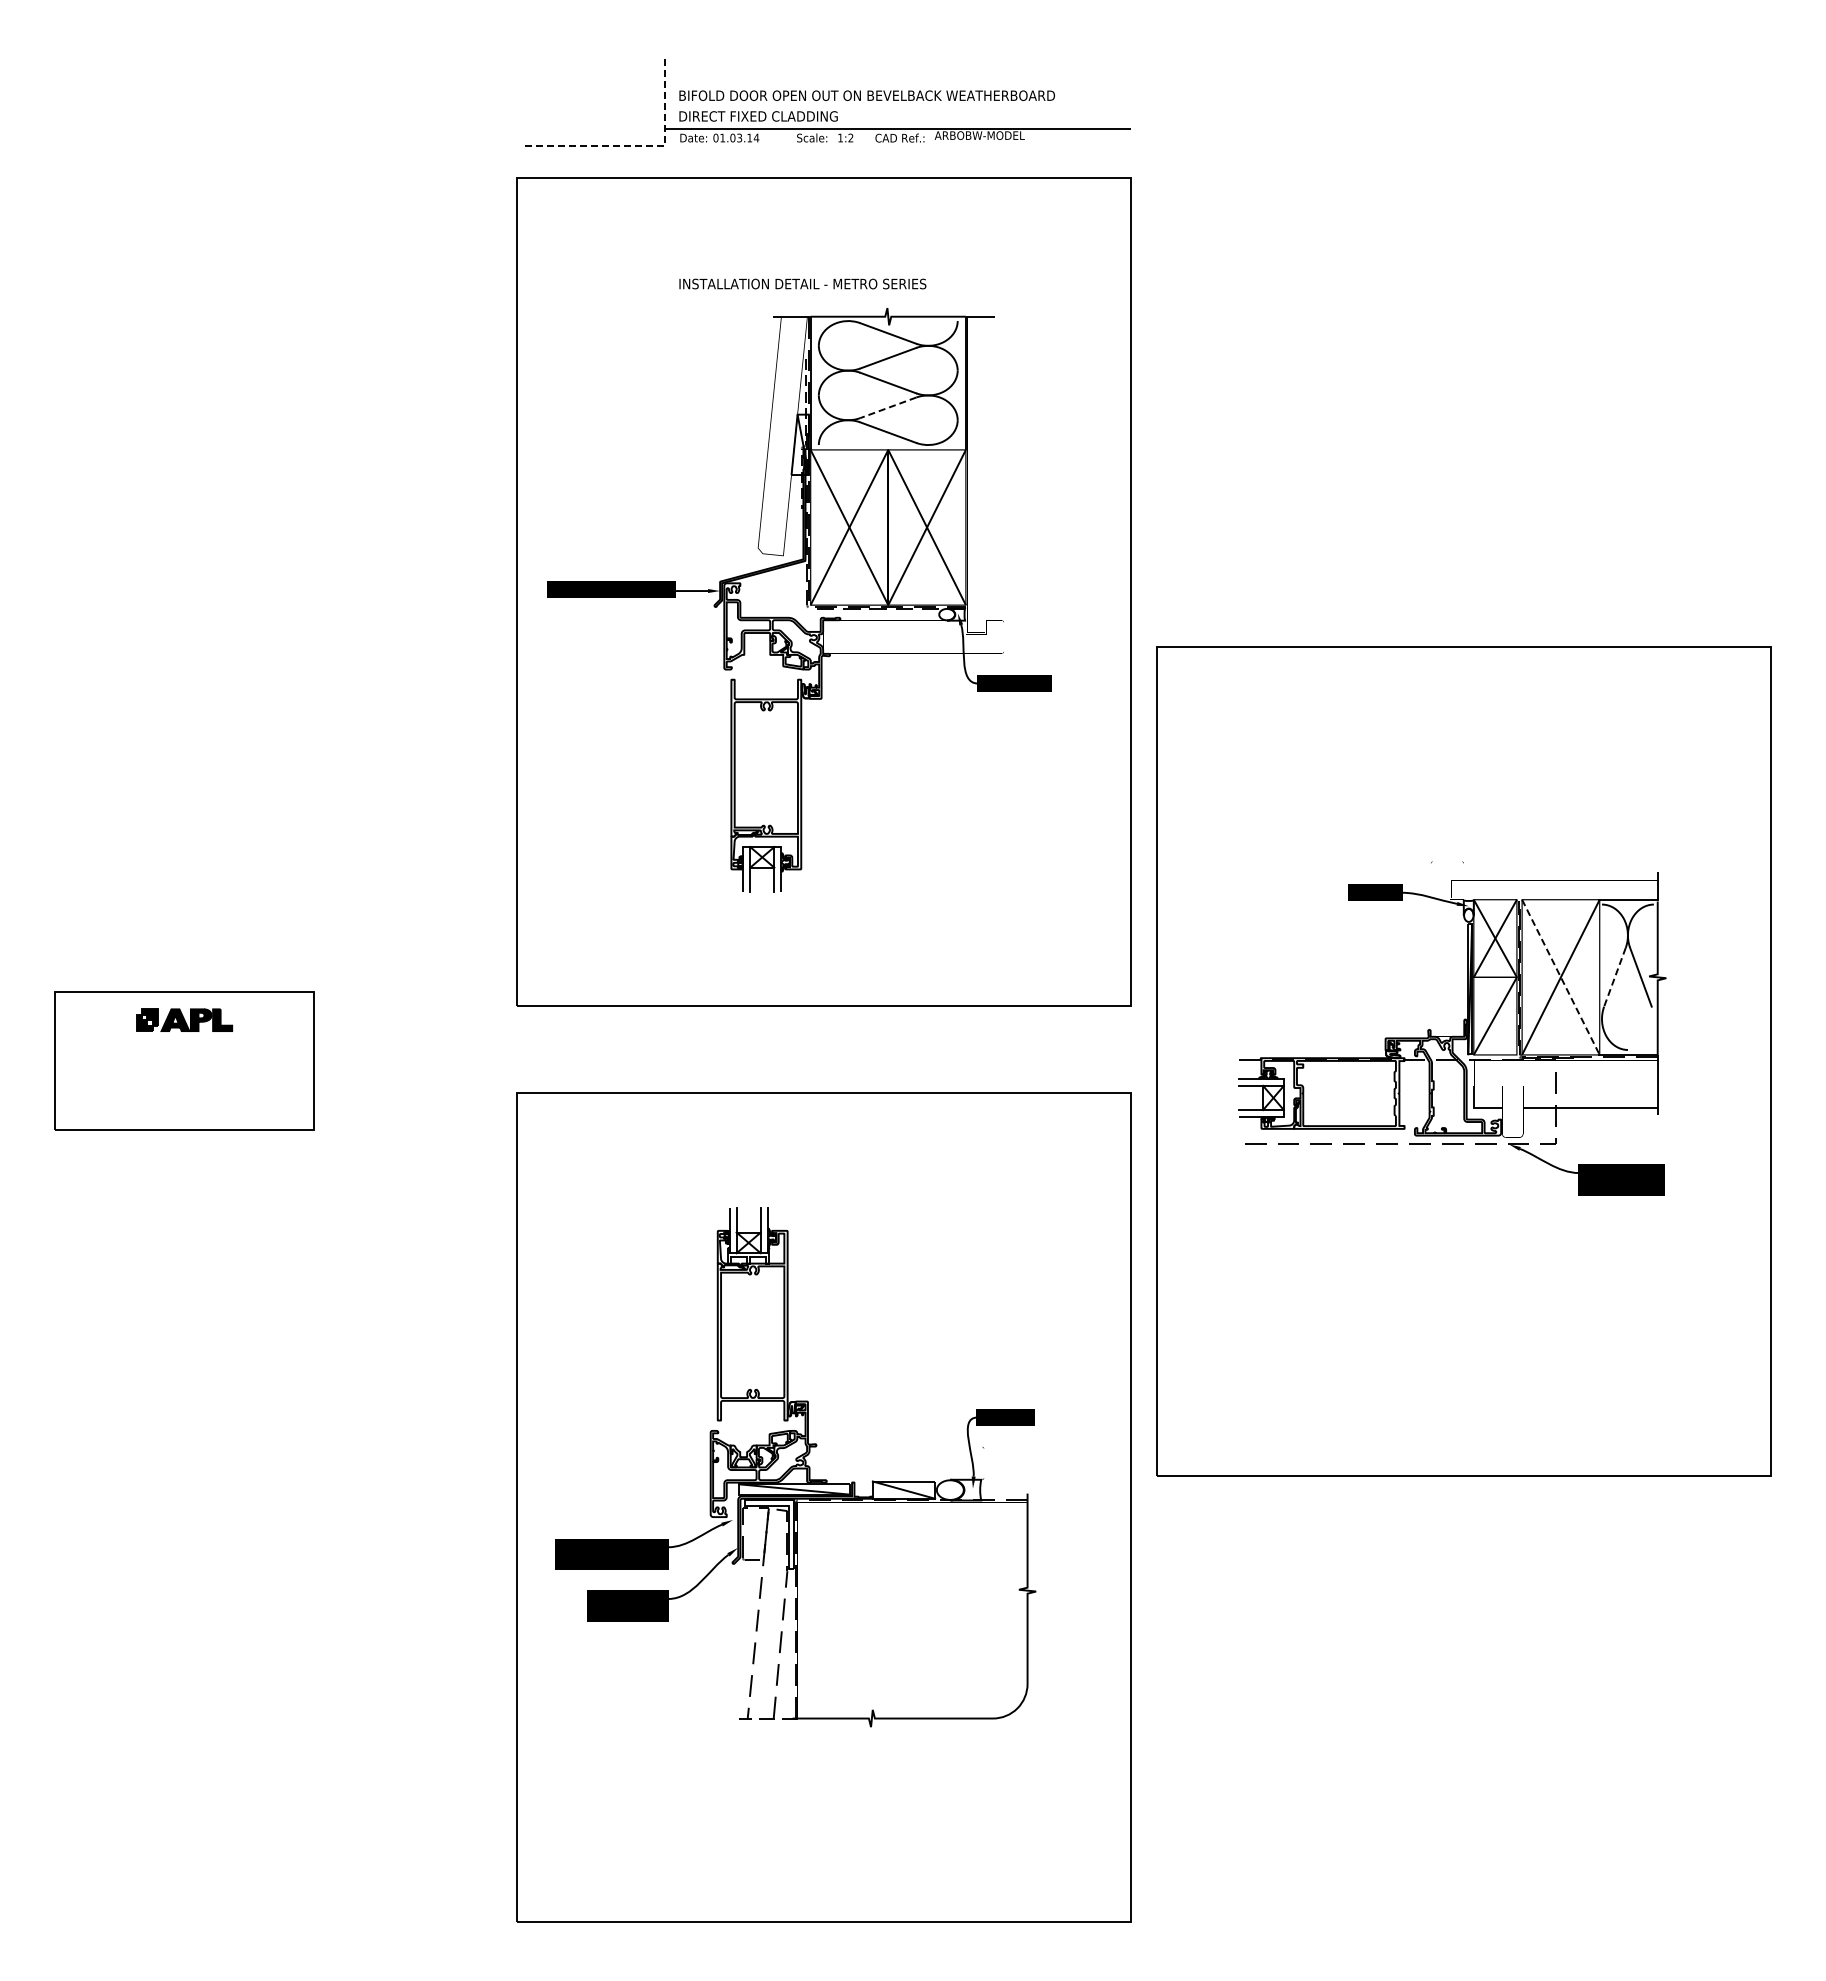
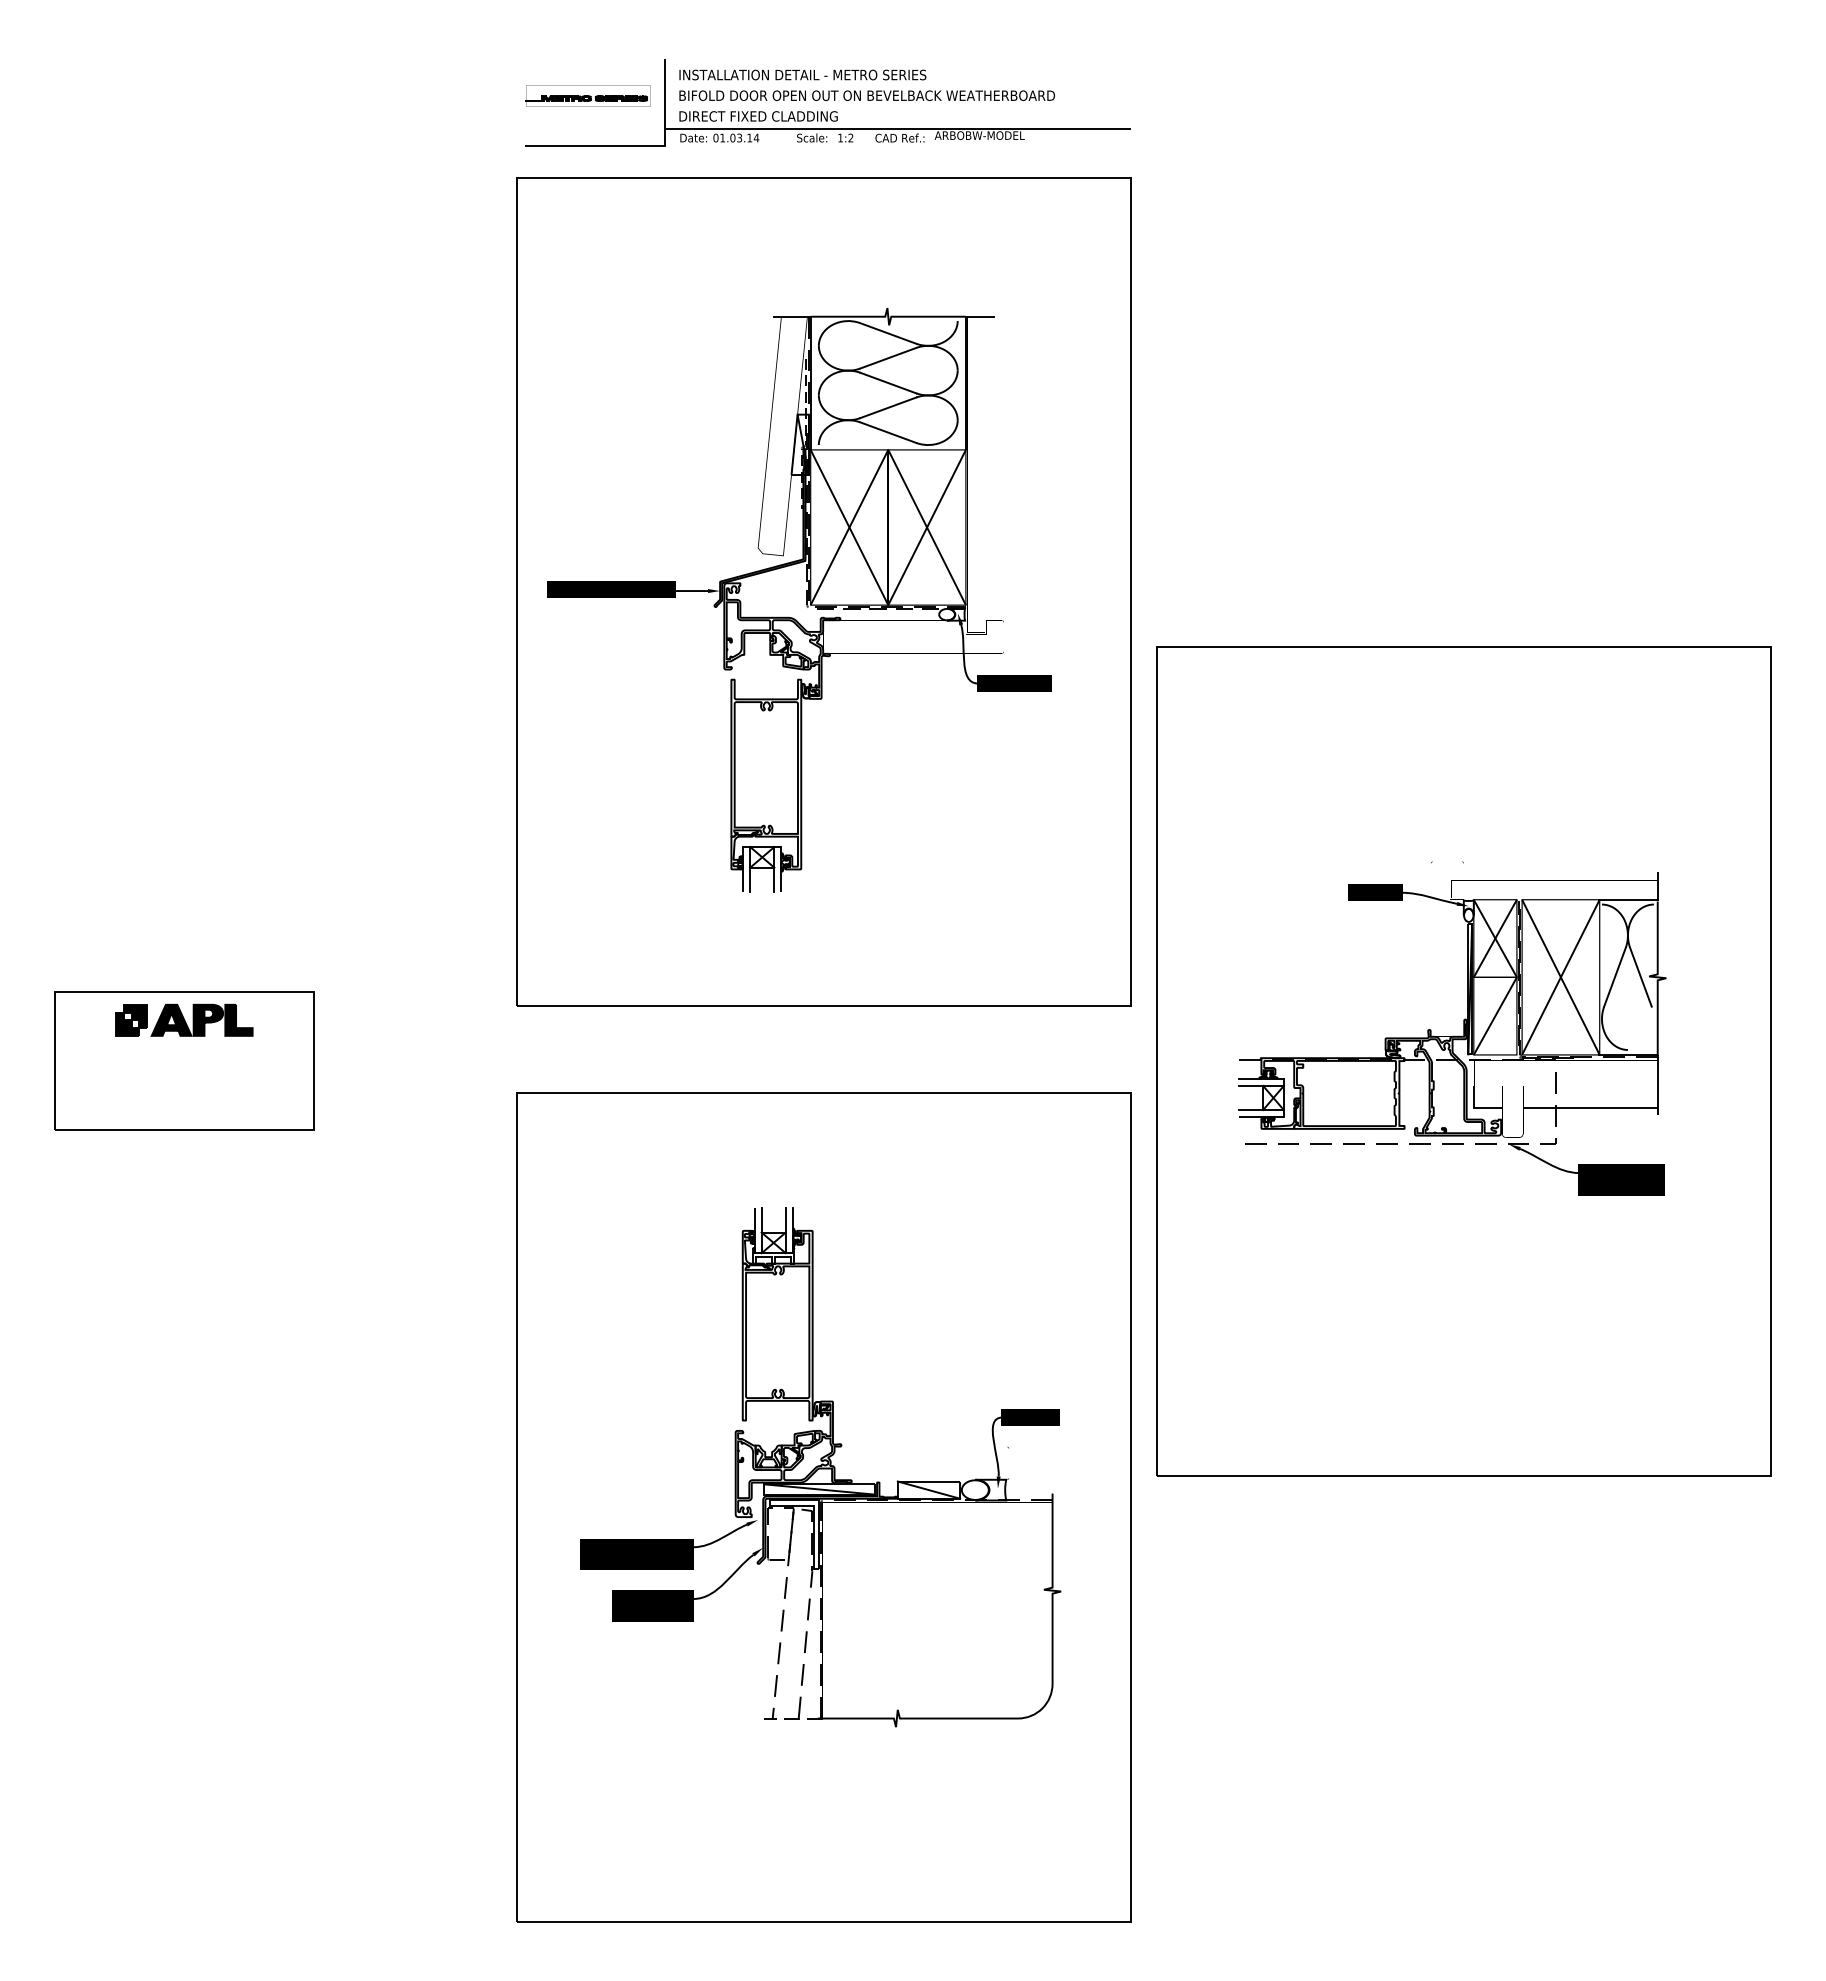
part: none -> present (587, 95)
line: dashed -> solid (638, 145)
text position: (802, 283) -> (802, 74) (802, 74)
line: dashed -> solid (888, 407)
line: dashed -> solid (1560, 977)
line: dashed -> solid (1614, 977)
part size: 98x24 px -> 139x34 px (184, 1019)
part position: (795, 1467) -> (820, 1467) (820, 1467)
